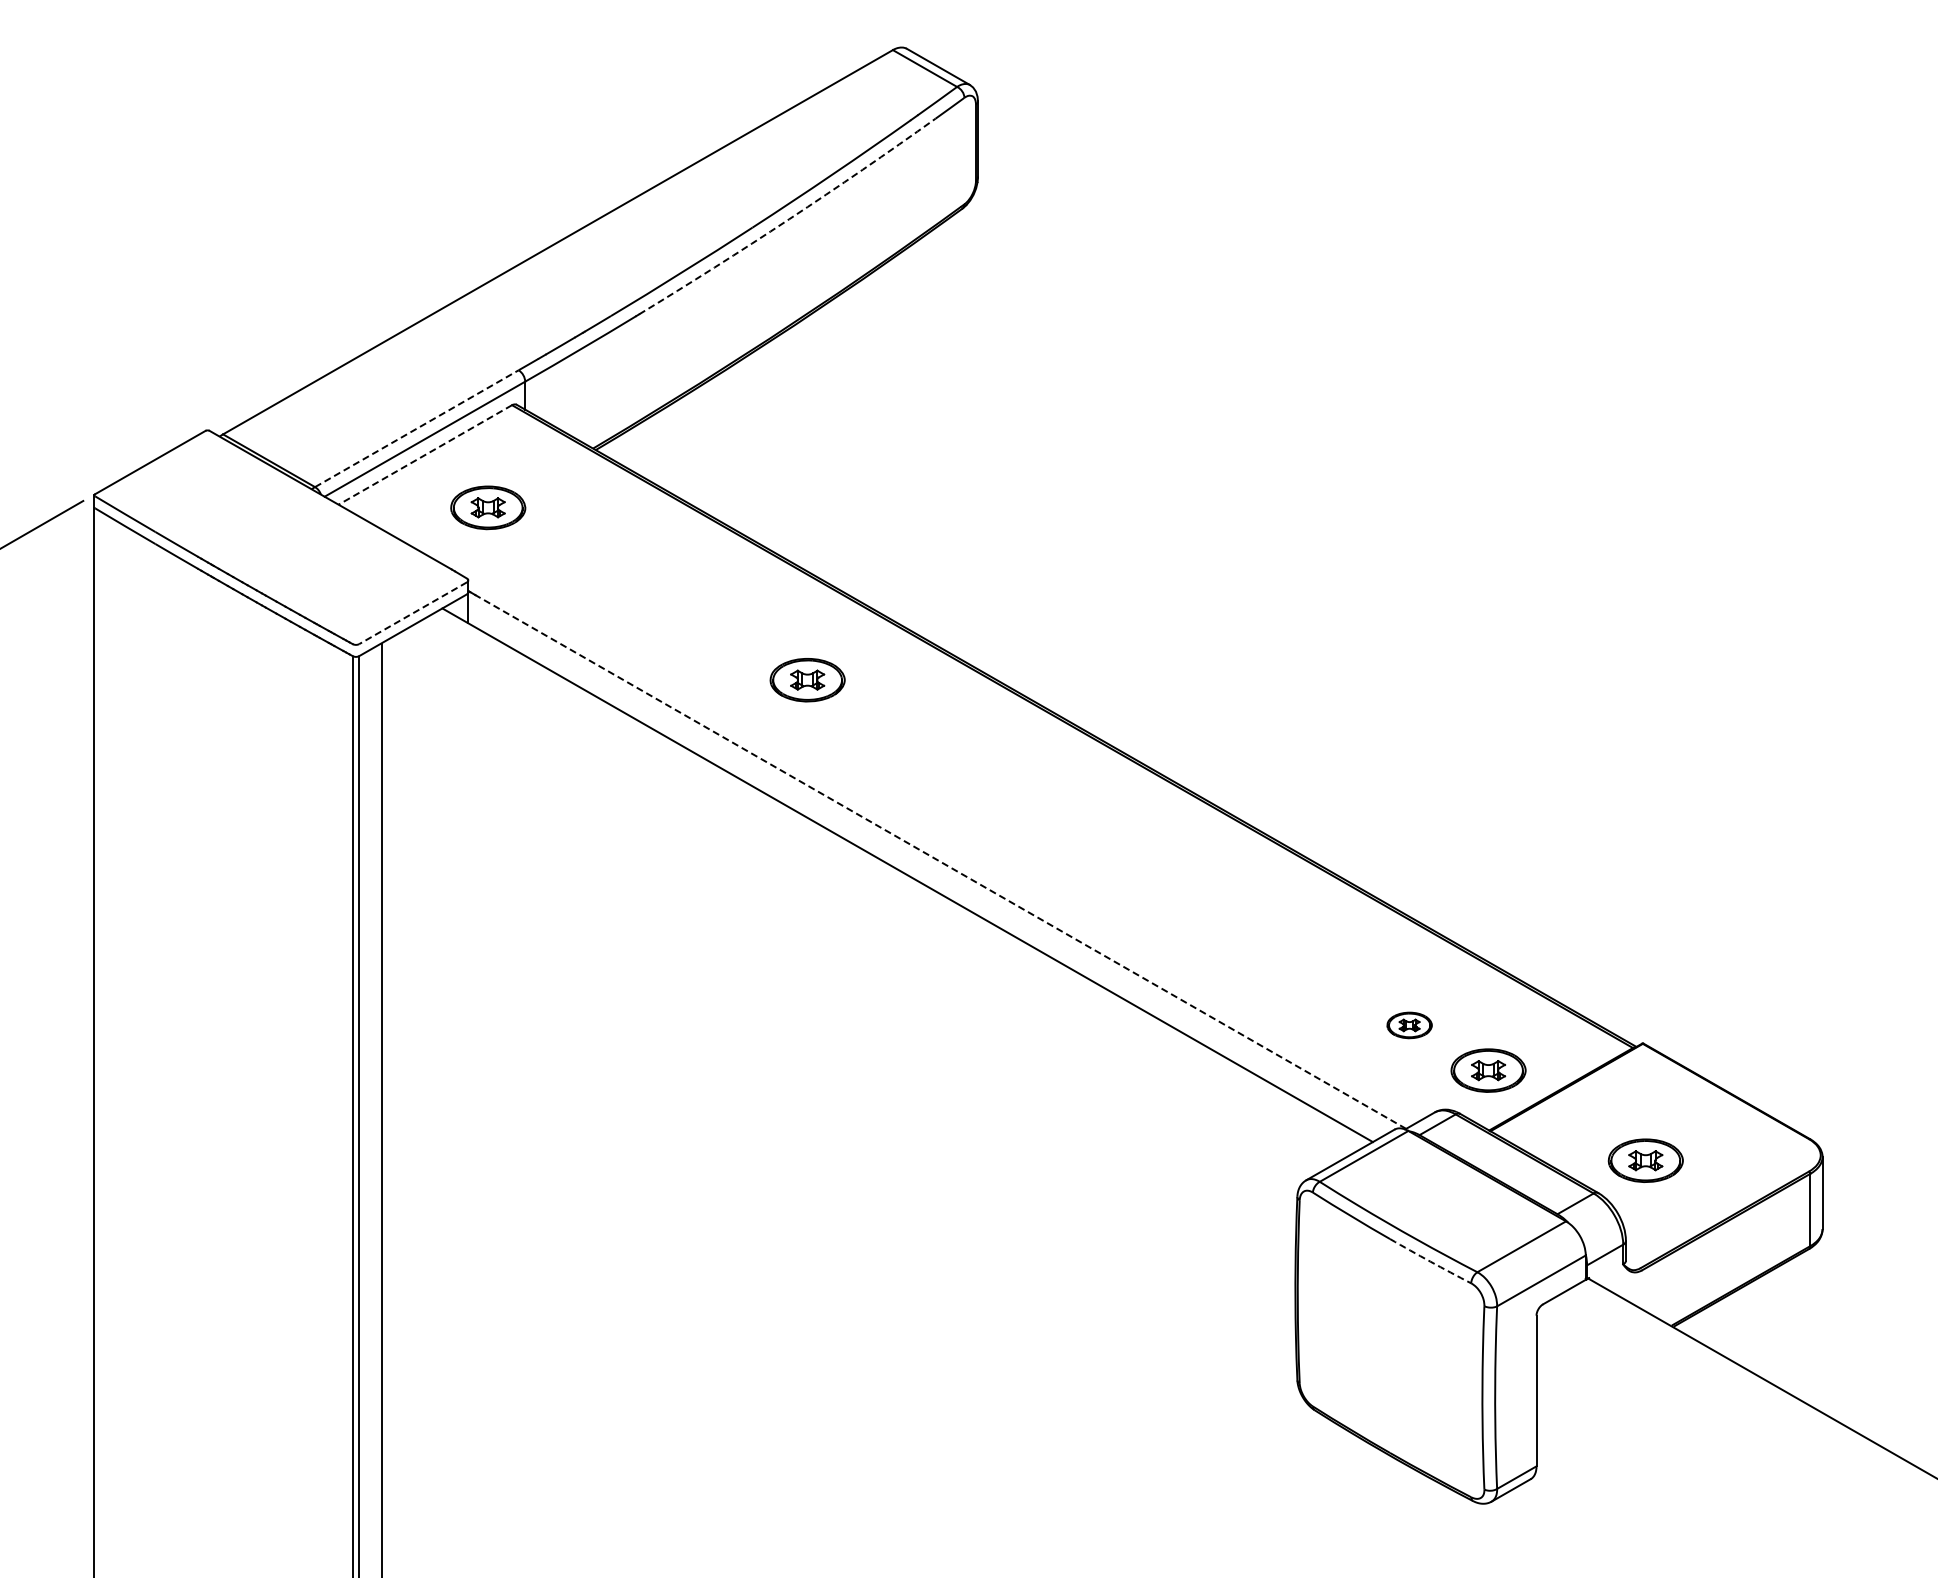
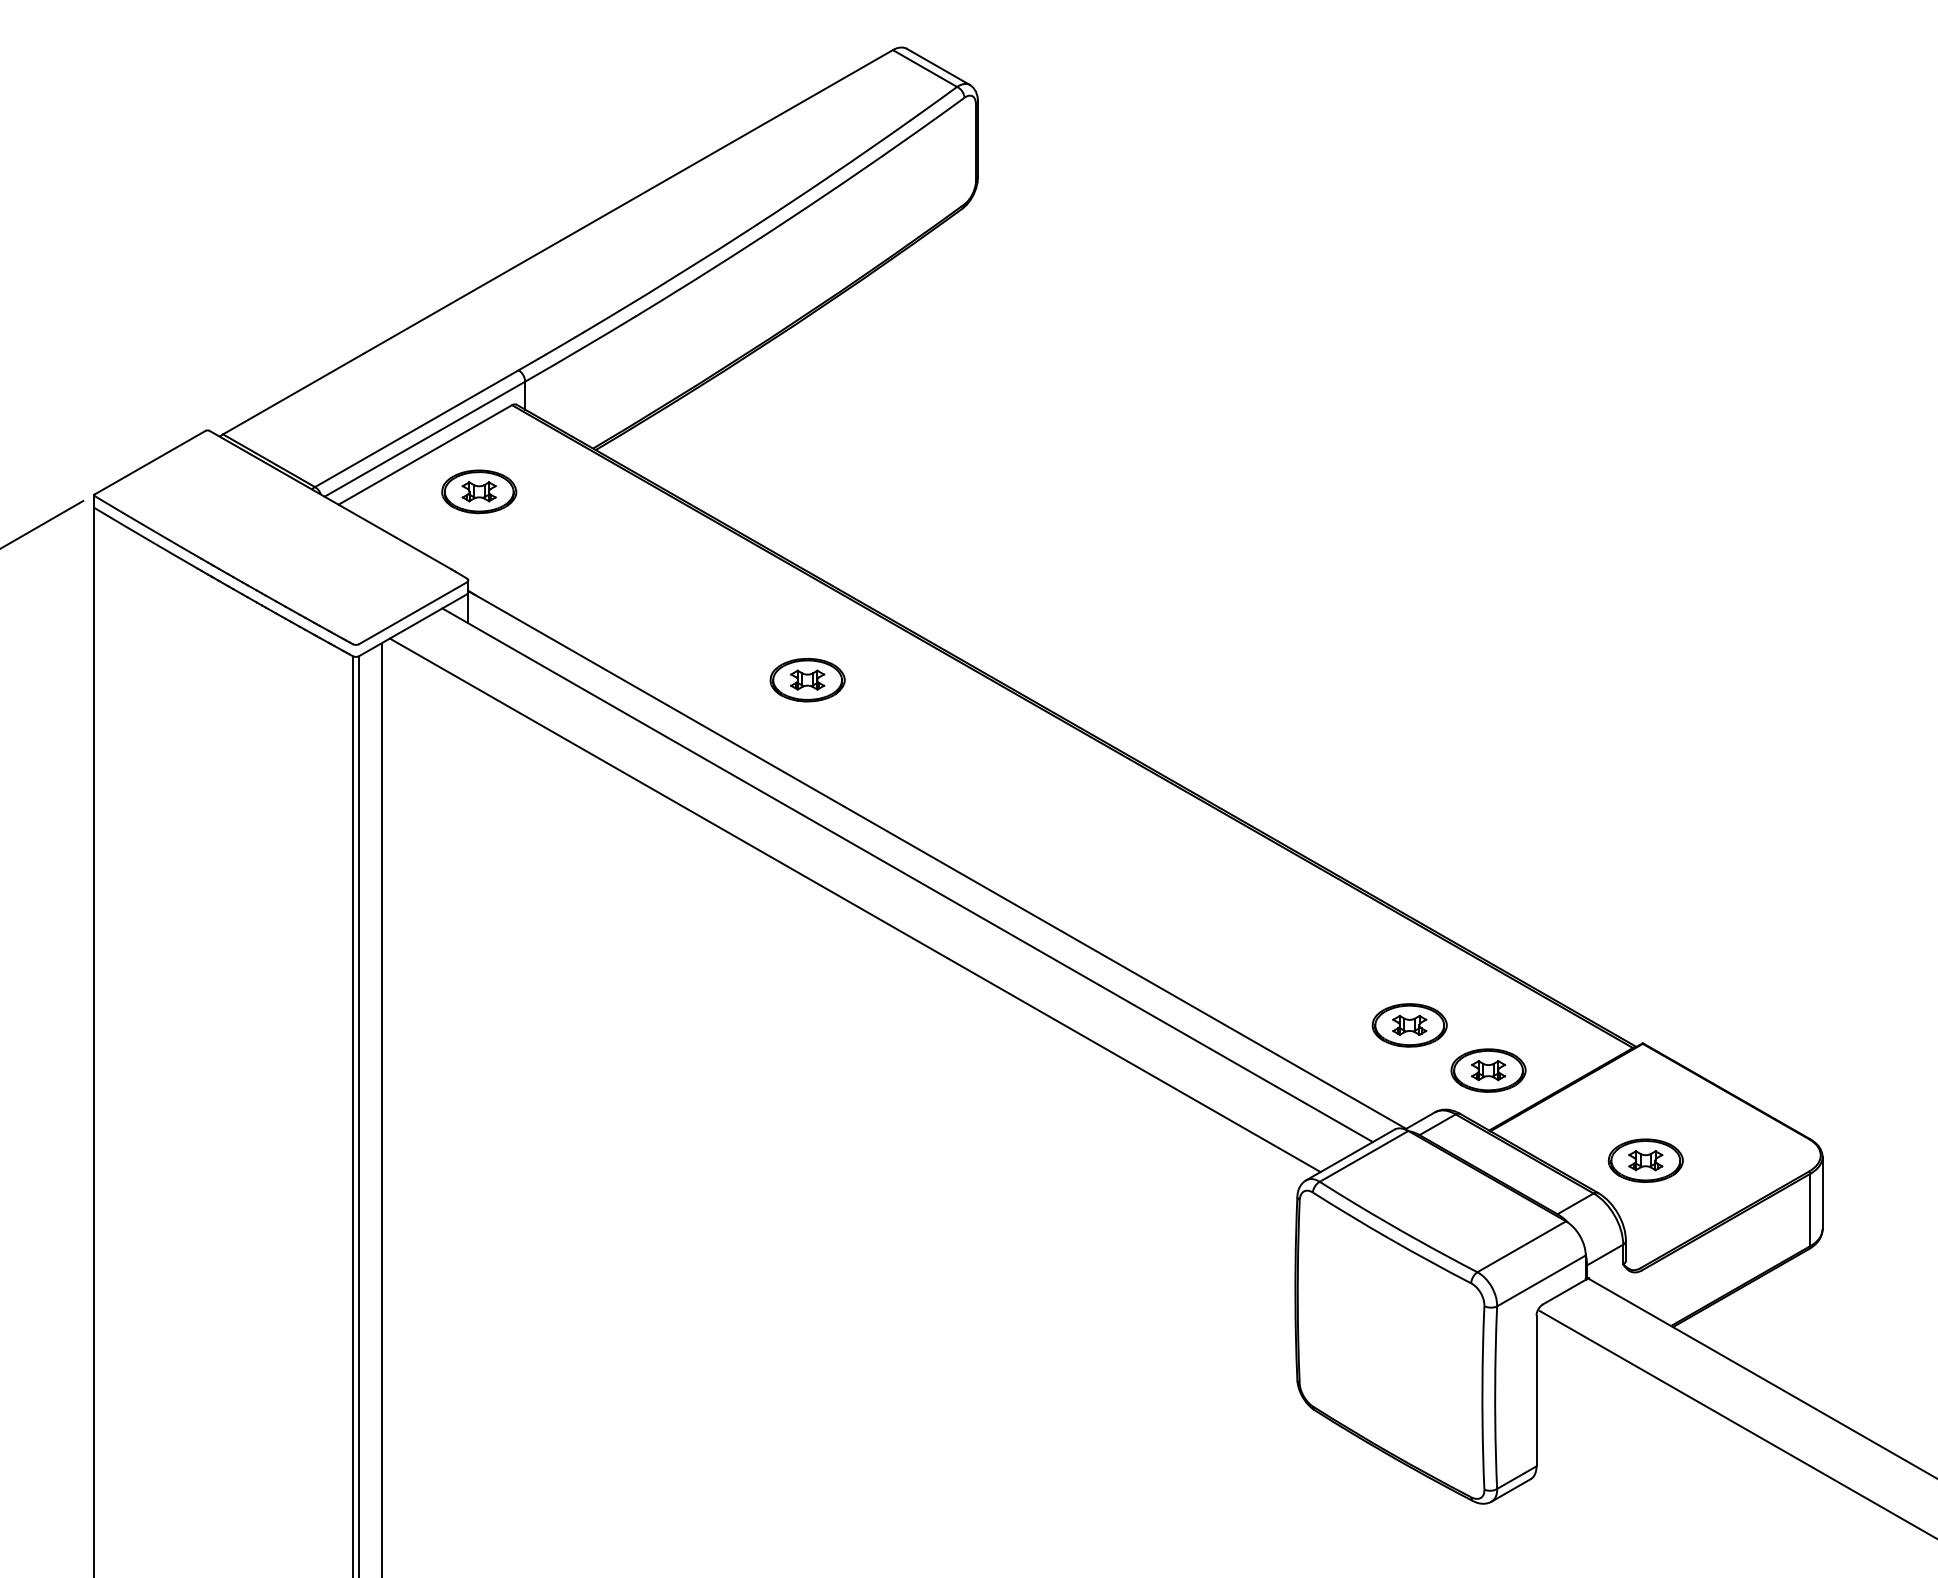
arc: dashed -> solid (789, 219)
line: dashed -> solid (417, 428)
line: dashed -> solid (425, 454)
part position: (488, 507) -> (479, 491) (479, 491)
line: dashed -> solid (412, 613)
line: dashed -> solid (937, 859)
line: none -> present (854, 905)
part size: 47x29 px -> 77x45 px (1409, 1025)
arc: dashed -> solid (1430, 1261)
line: none -> present (1736, 1424)
